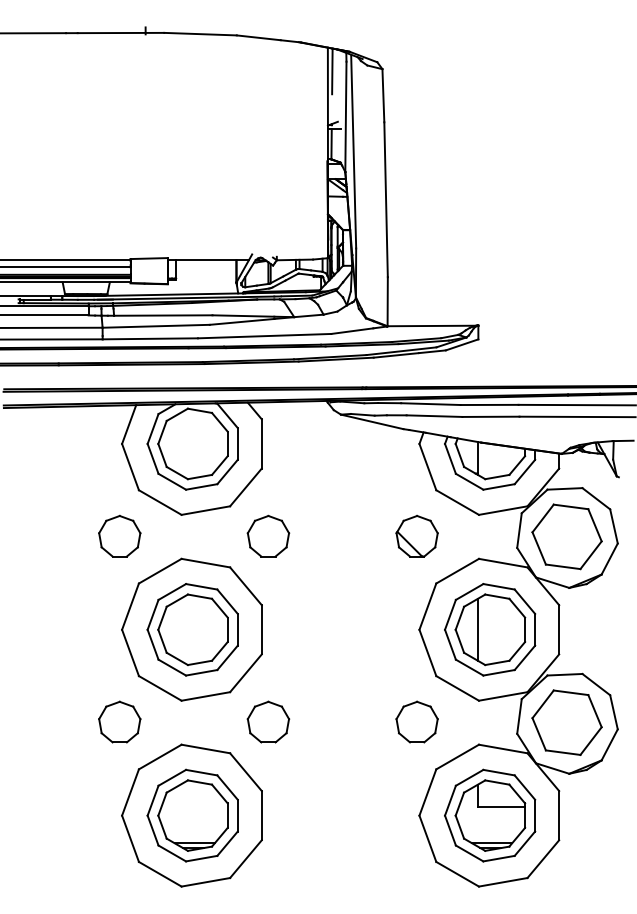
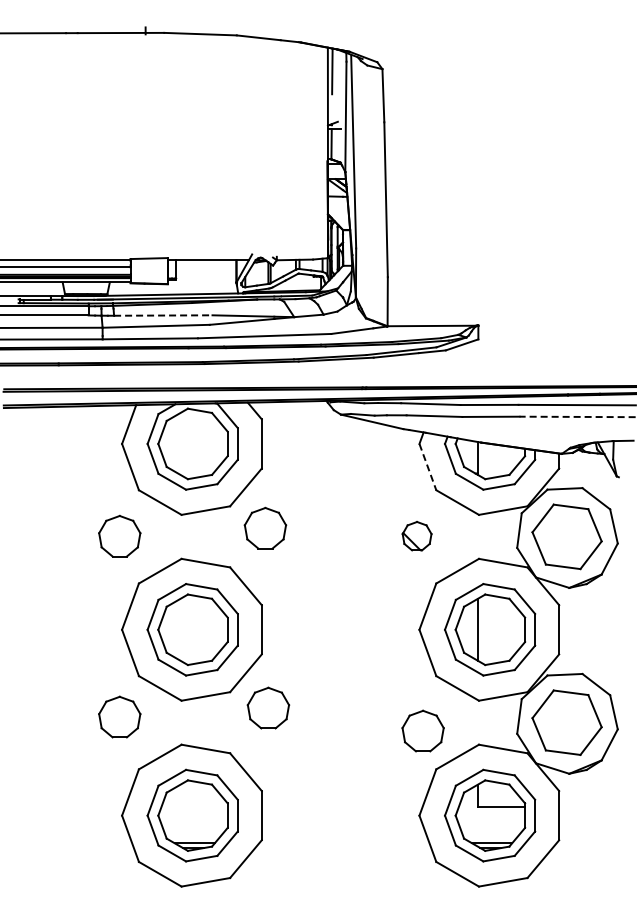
line: solid -> dashed (163, 315)
line: solid -> dashed (577, 416)
line: solid -> dashed (427, 467)
part position: (268, 535) -> (265, 527) (265, 527)
part size: 44x44 px -> 32x31 px (416, 536)
part position: (119, 721) -> (119, 716) (119, 716)
part position: (268, 721) -> (268, 707) (268, 707)
part position: (416, 721) -> (422, 730) (422, 730)
